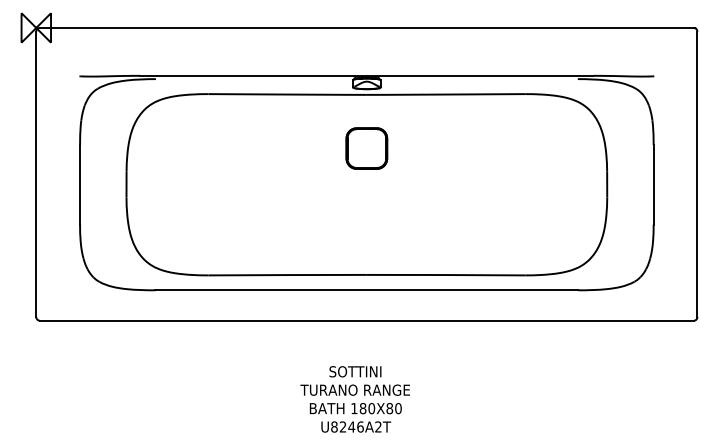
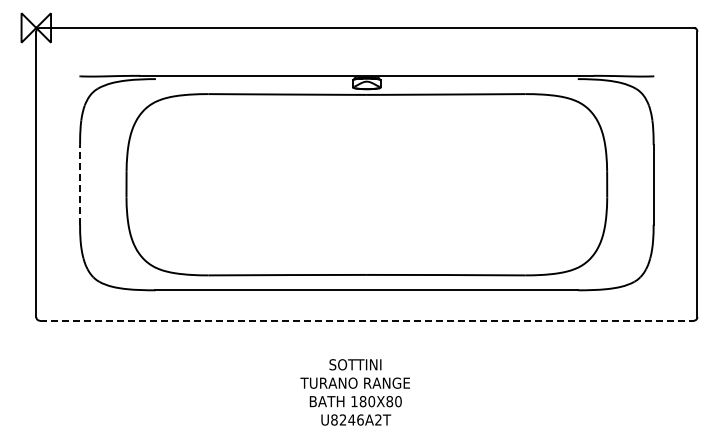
part: present -> none (366, 148)
line: solid -> dashed (80, 184)
line: solid -> dashed (366, 320)
text position: (354, 399) -> (354, 392) (354, 392)
